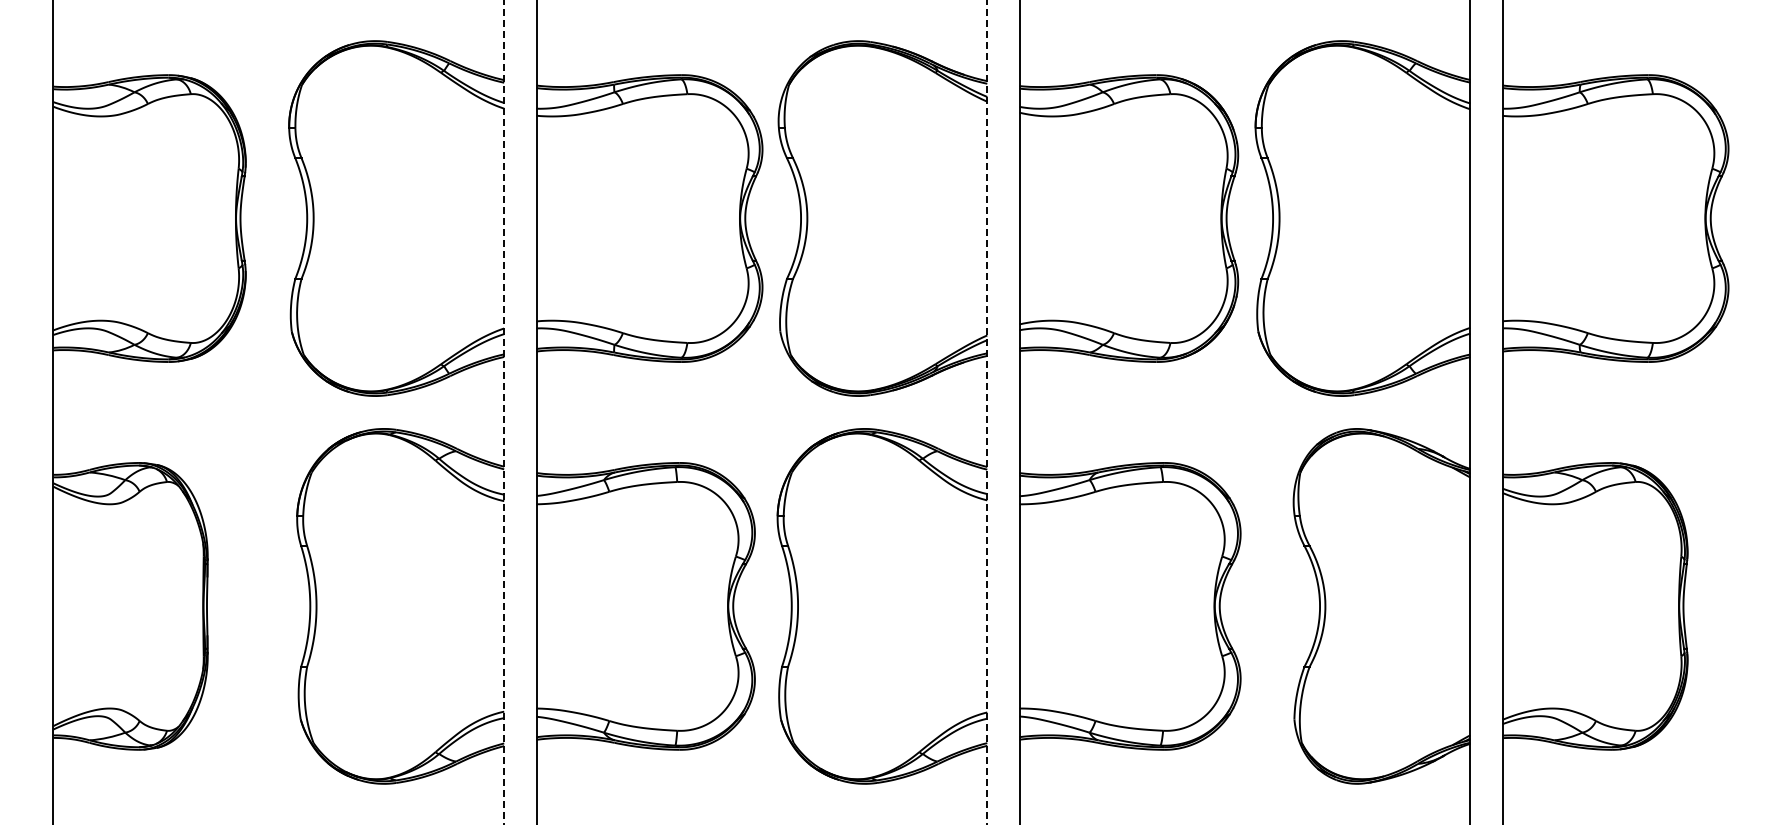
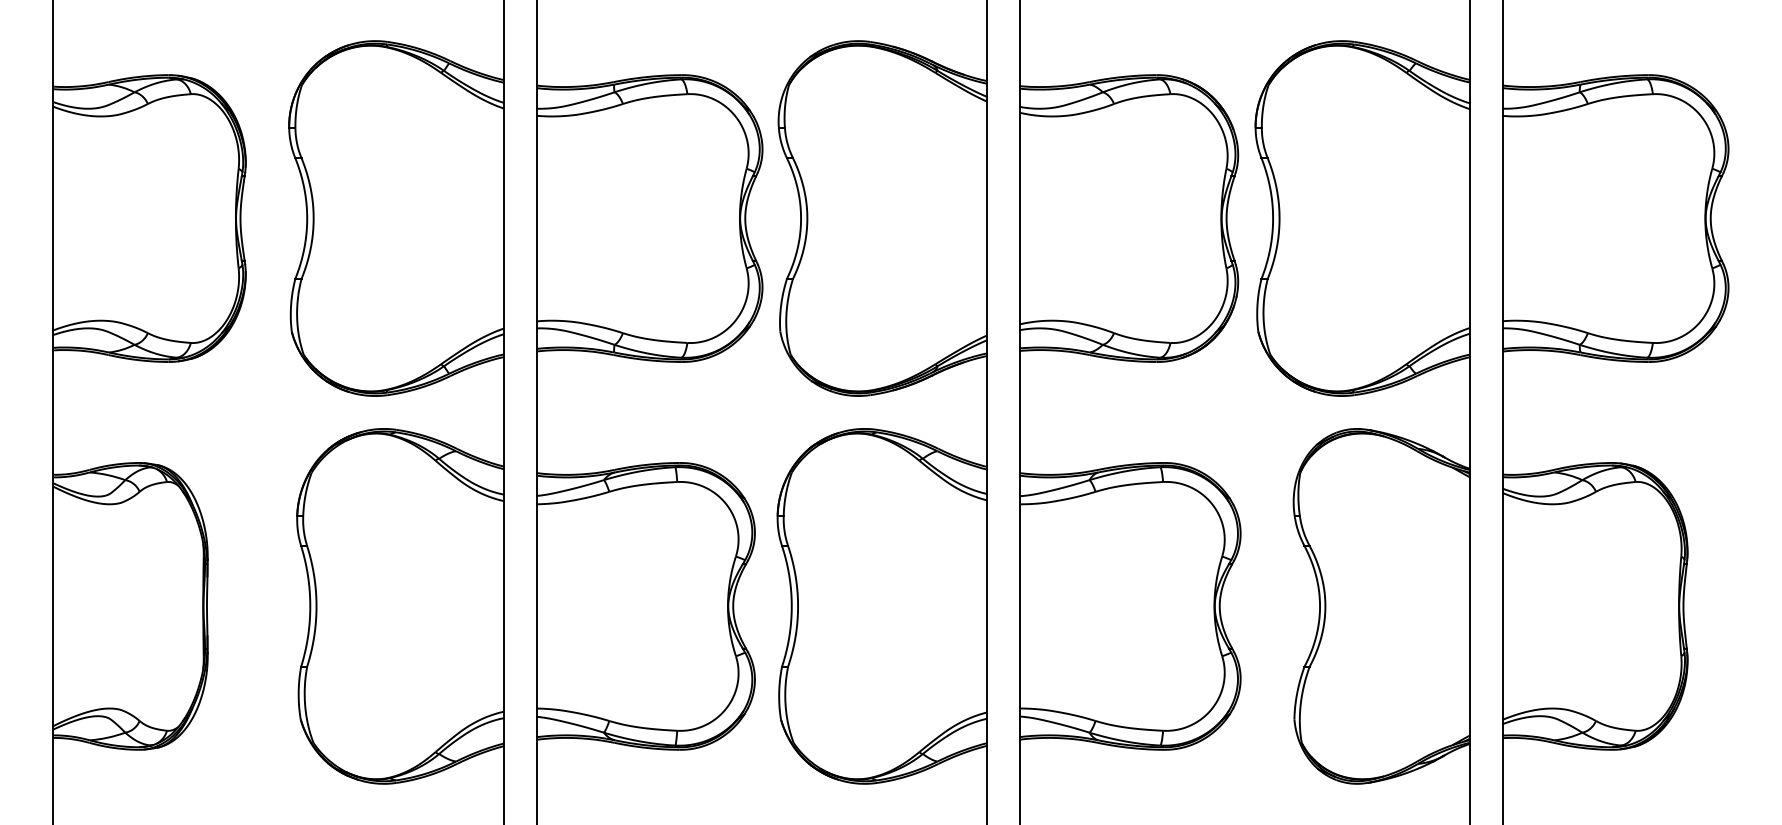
line: dashed -> solid (504, 412)
line: dashed -> solid (987, 412)
